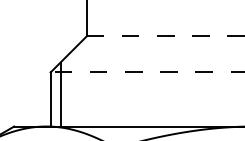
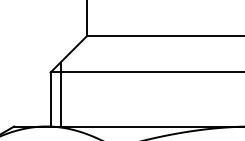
line: dashed -> solid (165, 36)
line: dashed -> solid (147, 72)
